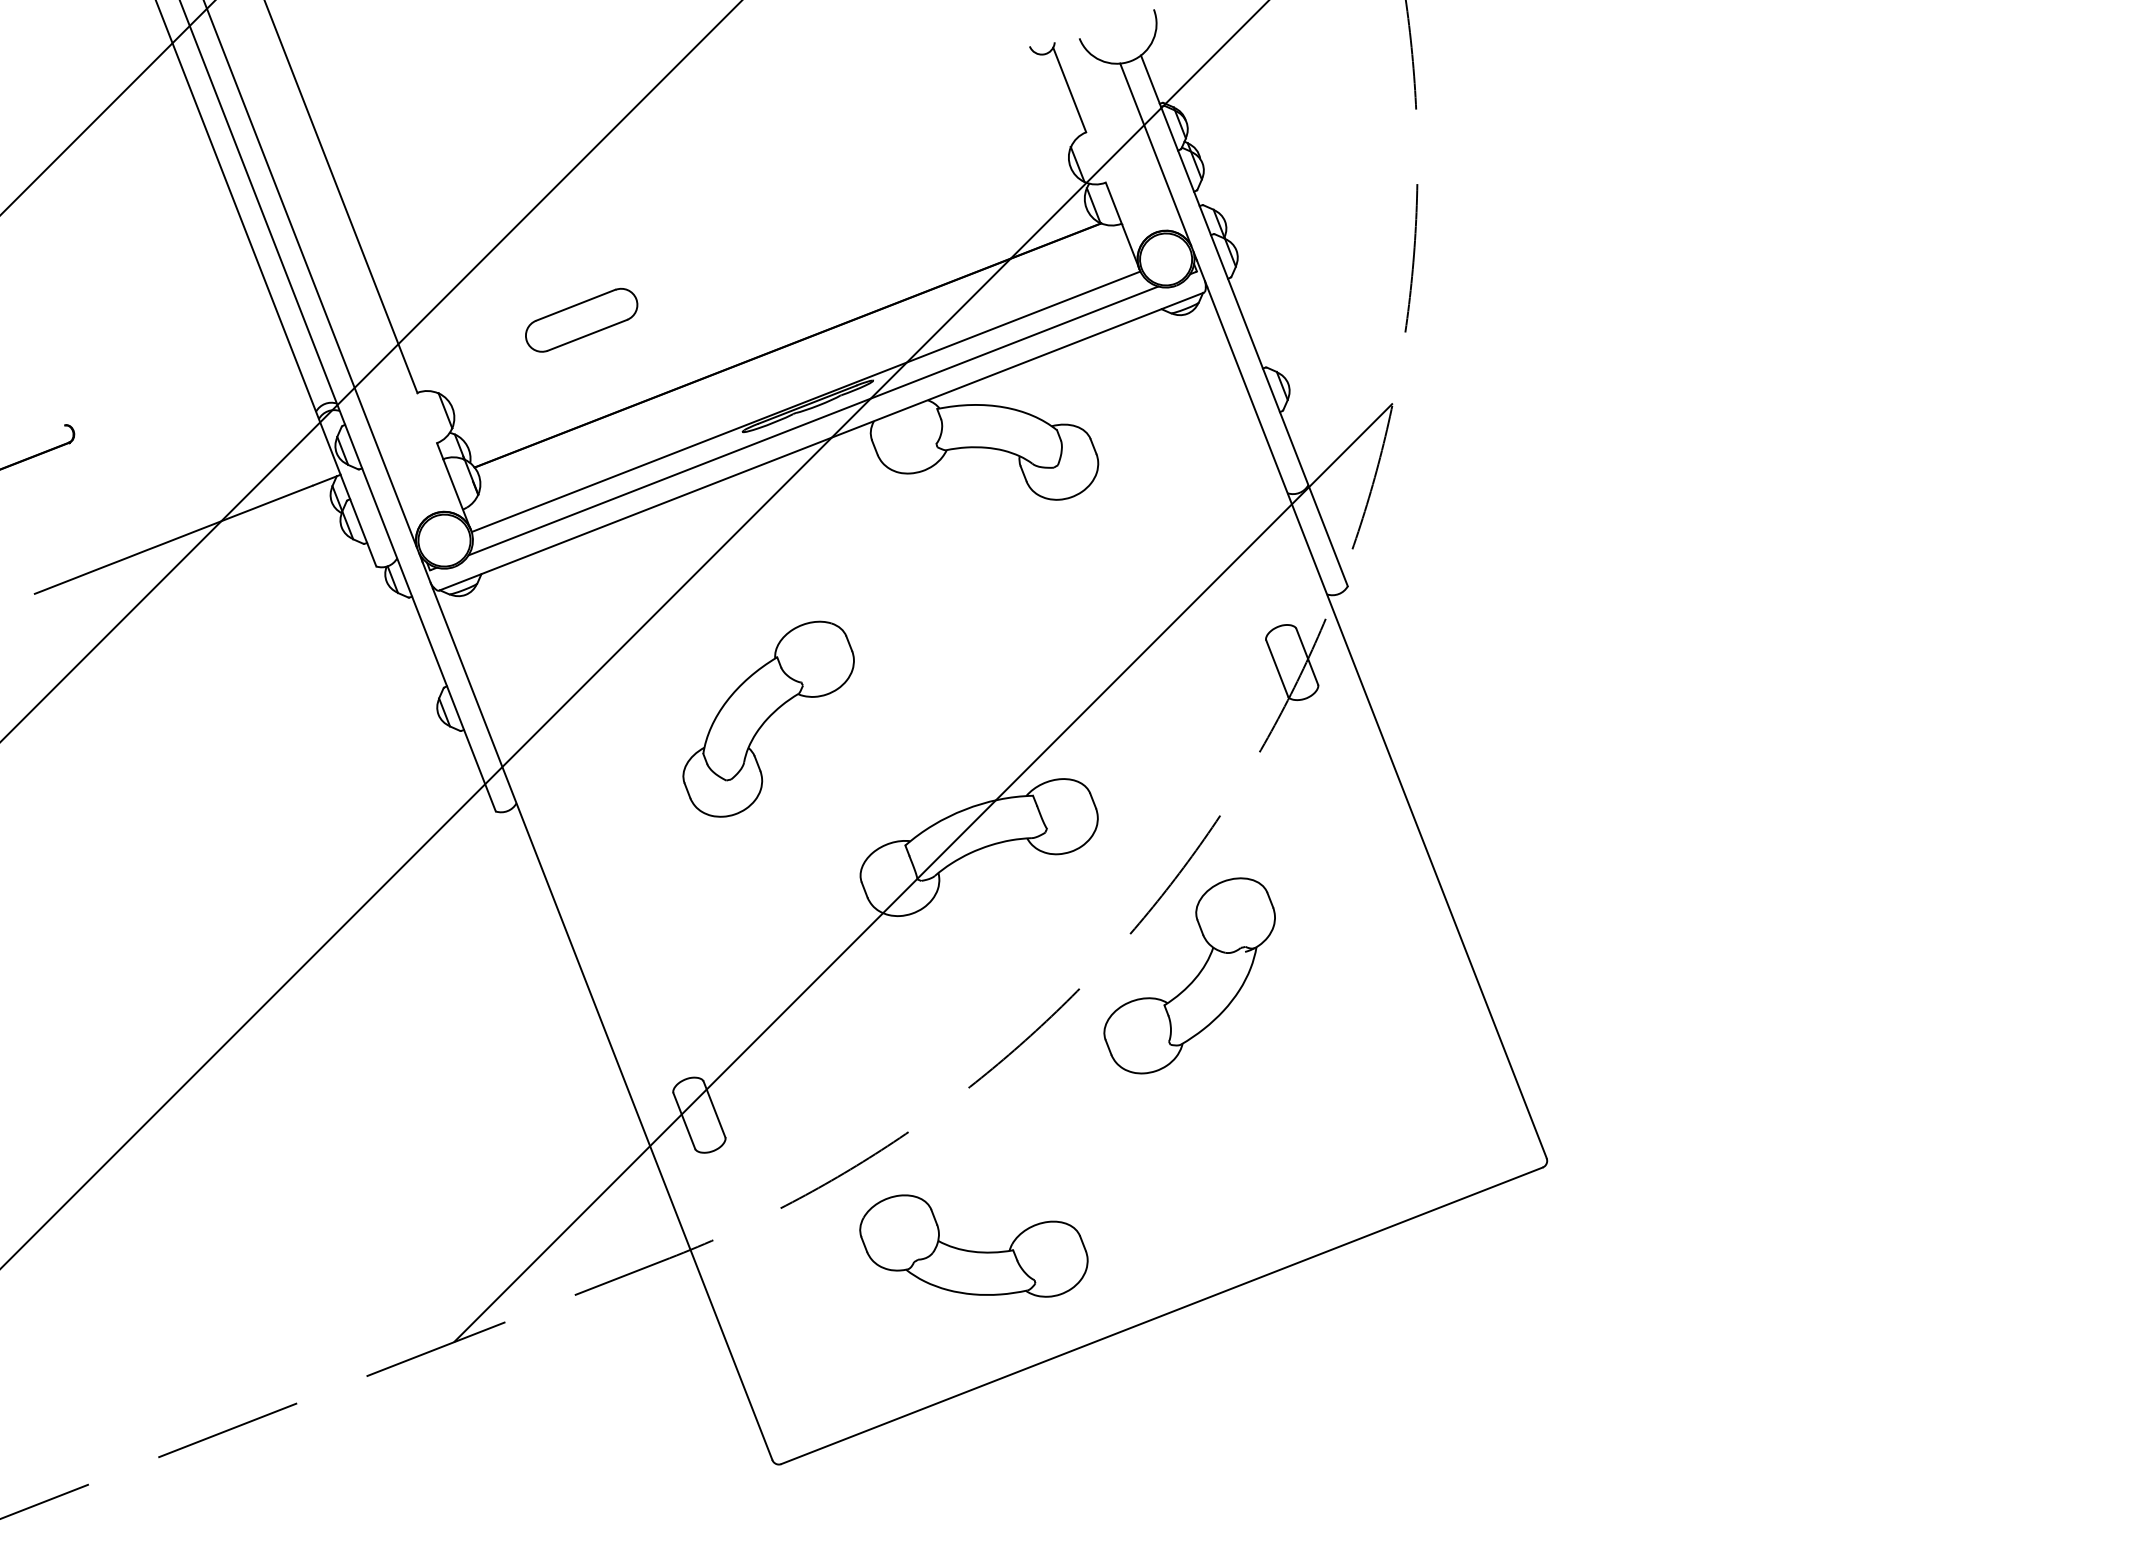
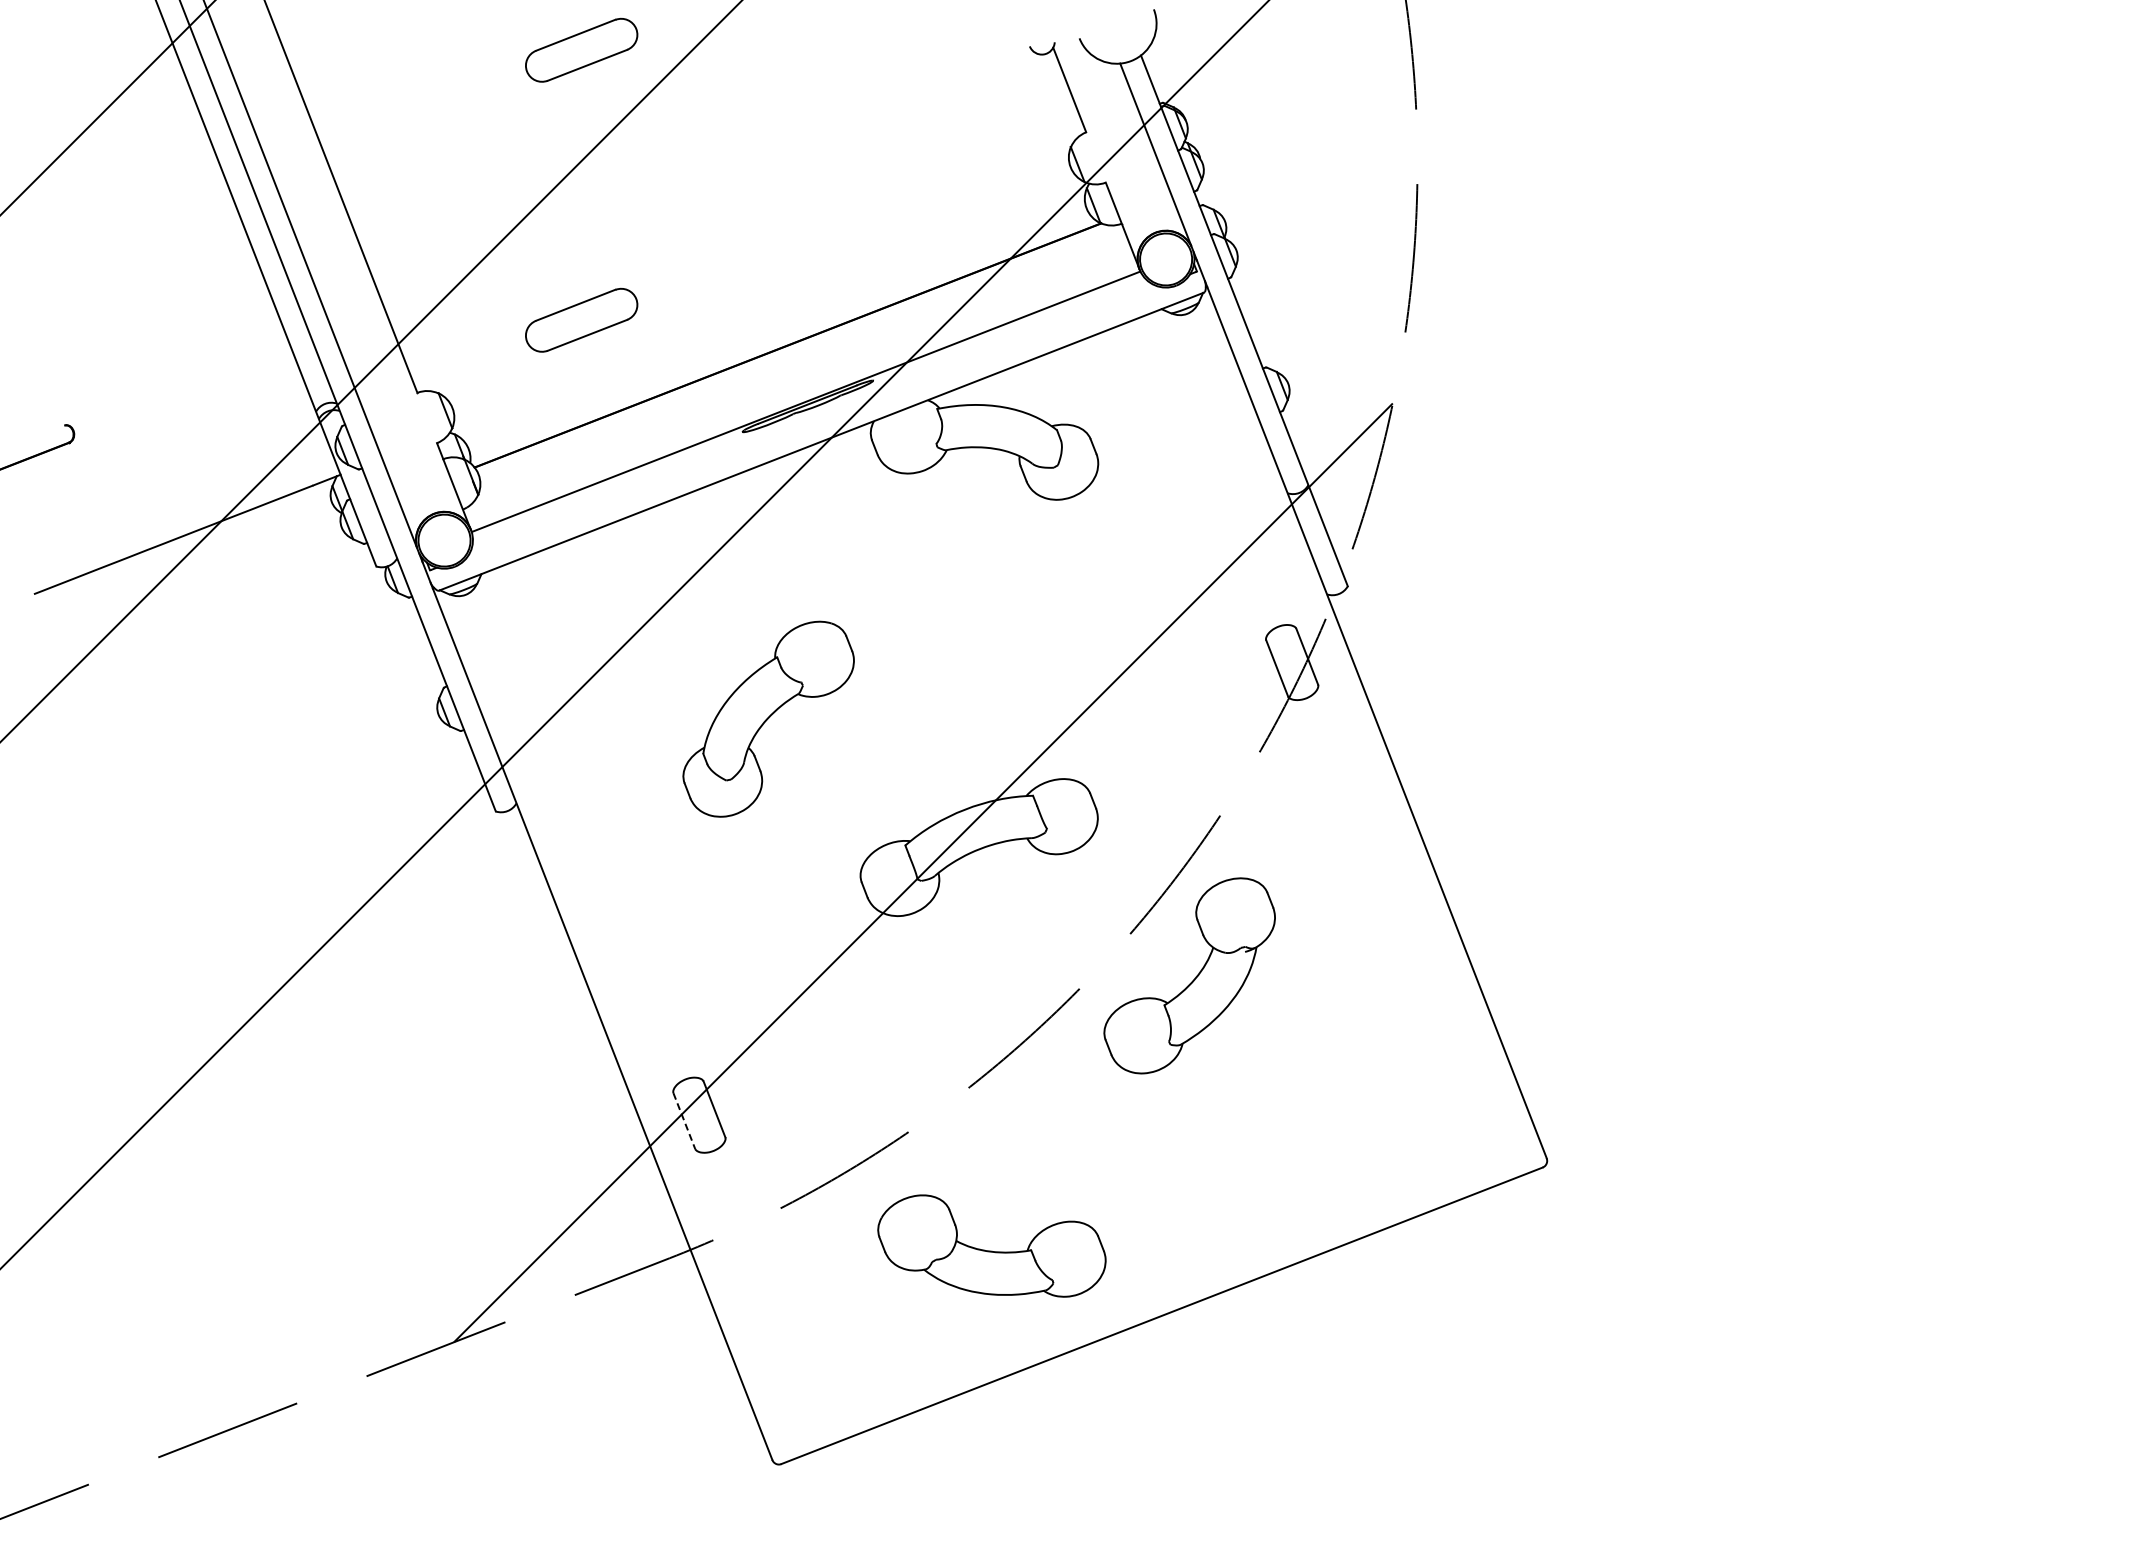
part: none -> present (581, 49)
line: present -> none (813, 420)
line: solid -> dashed (684, 1121)
part position: (973, 1245) -> (991, 1245) (991, 1245)
